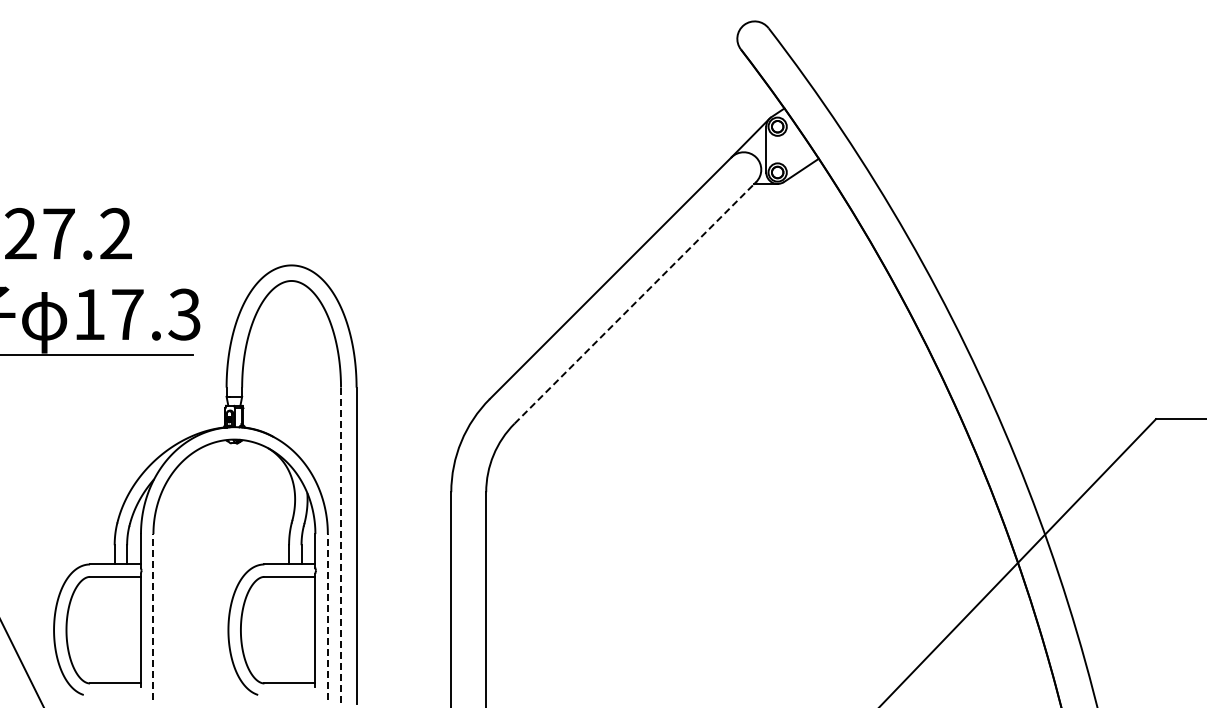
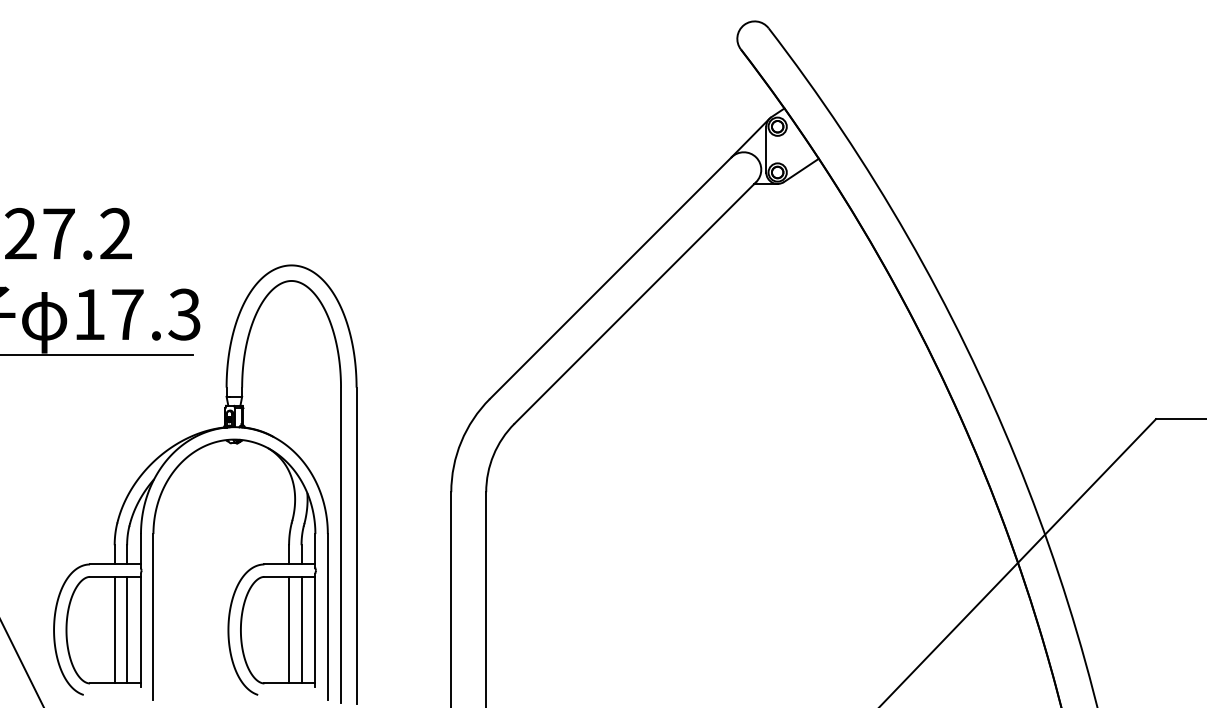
line: dashed -> solid (634, 303)
line: dashed -> solid (341, 545)
line: dashed -> solid (153, 616)
line: dashed -> solid (327, 616)
line: none -> present (114, 629)
line: none -> present (127, 629)
line: none -> present (289, 629)
line: none -> present (301, 629)
